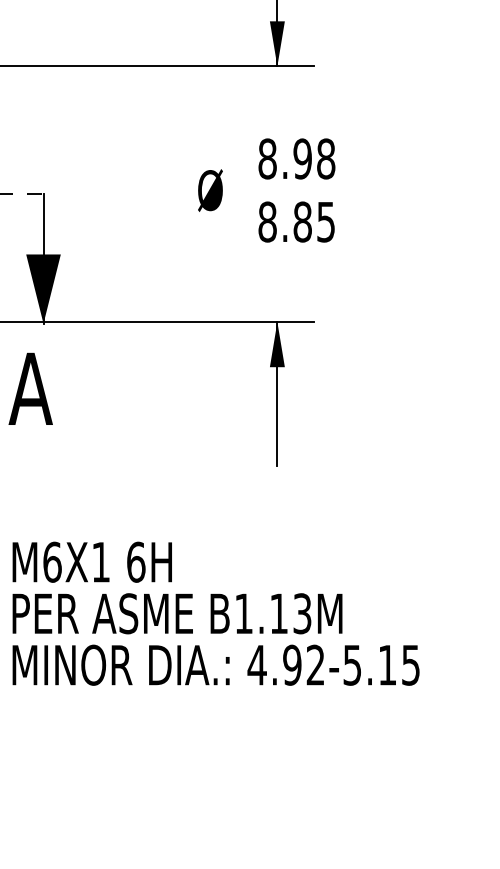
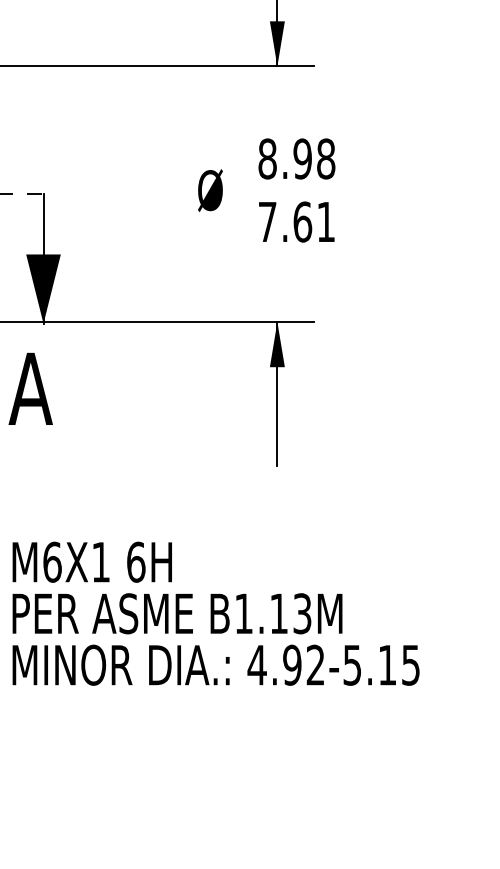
text: 8.85 -> 7.61 (296, 221)
